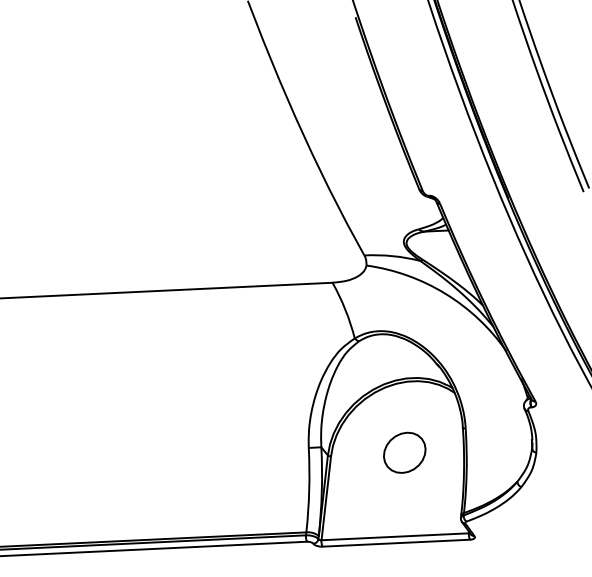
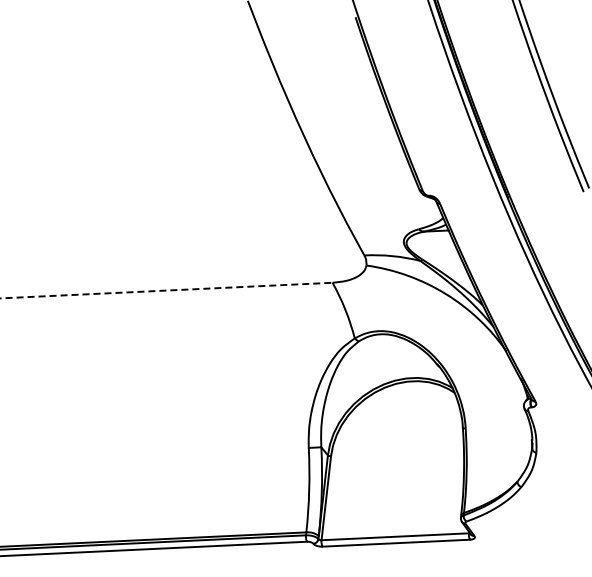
line: solid -> dashed (166, 290)
part: present -> none (404, 452)
